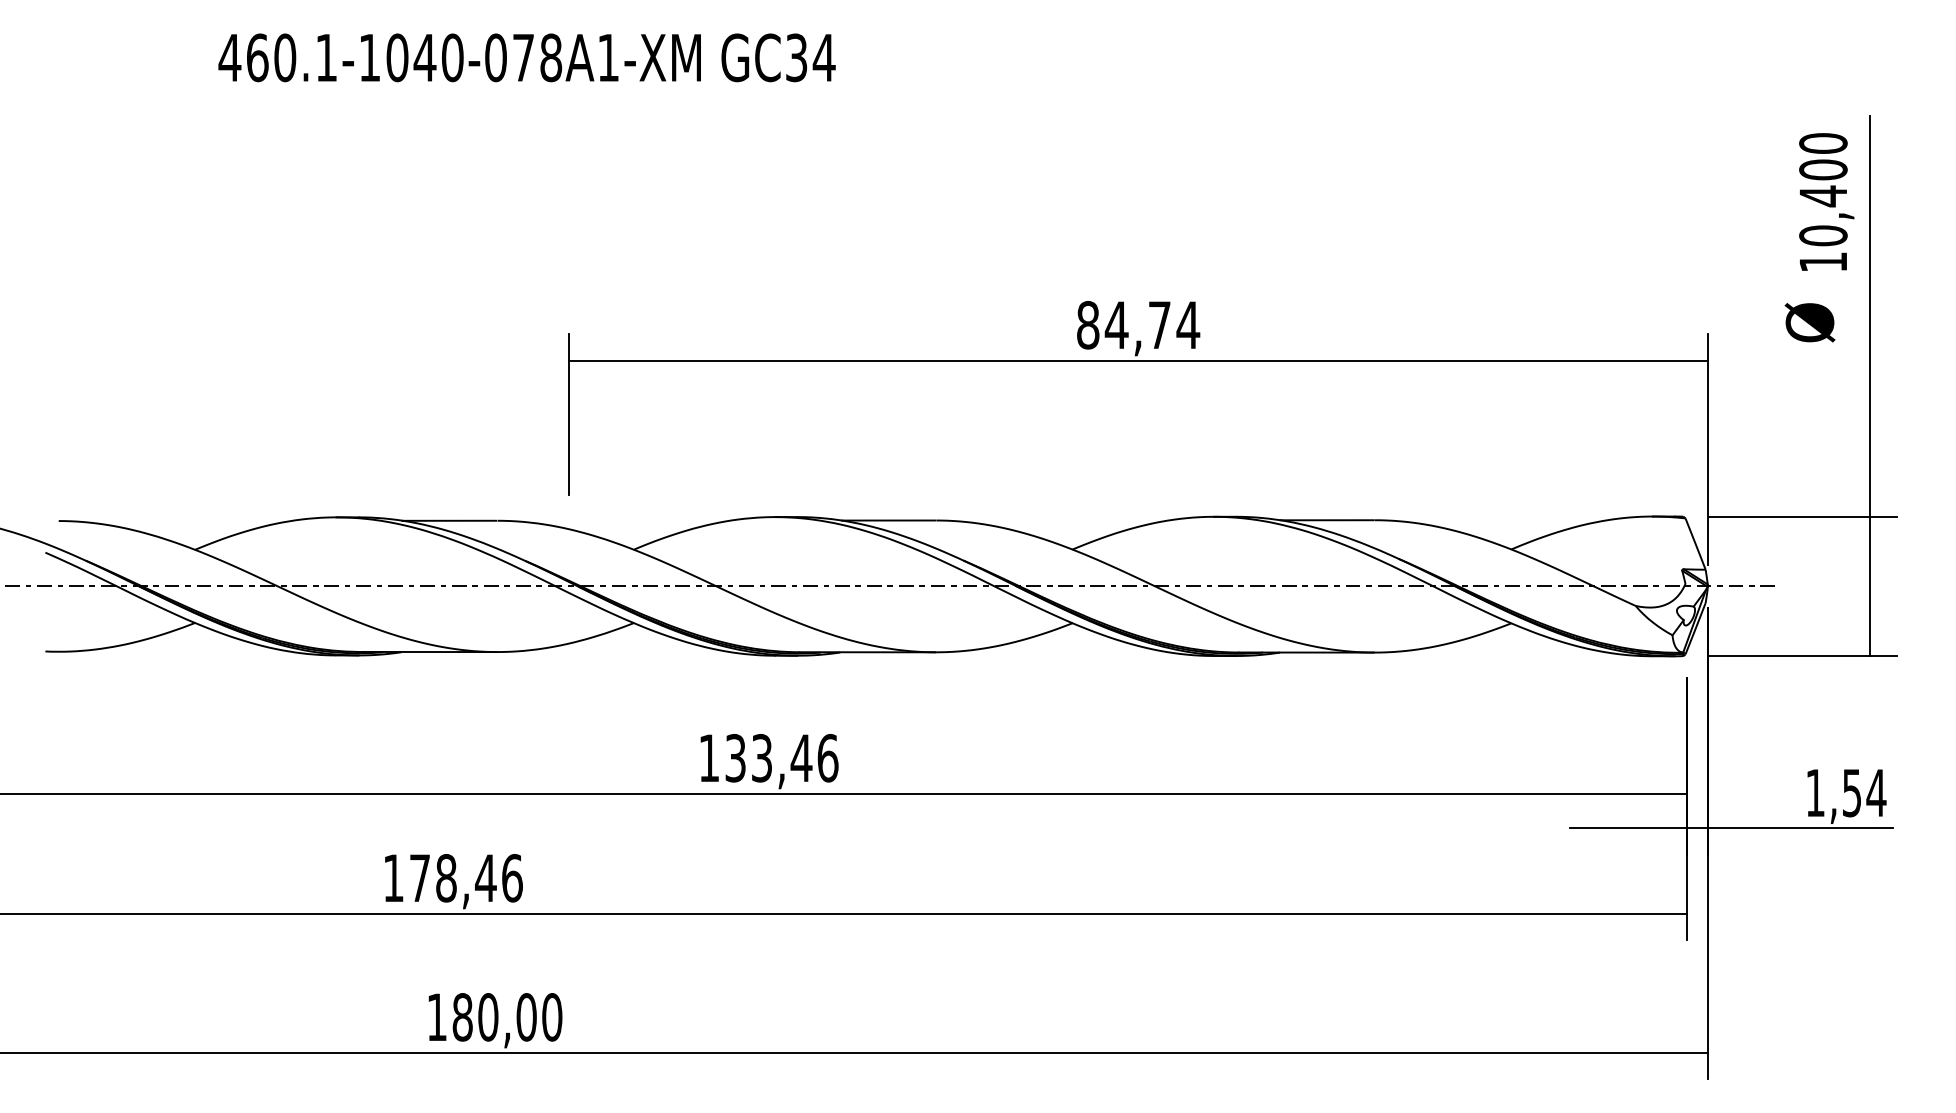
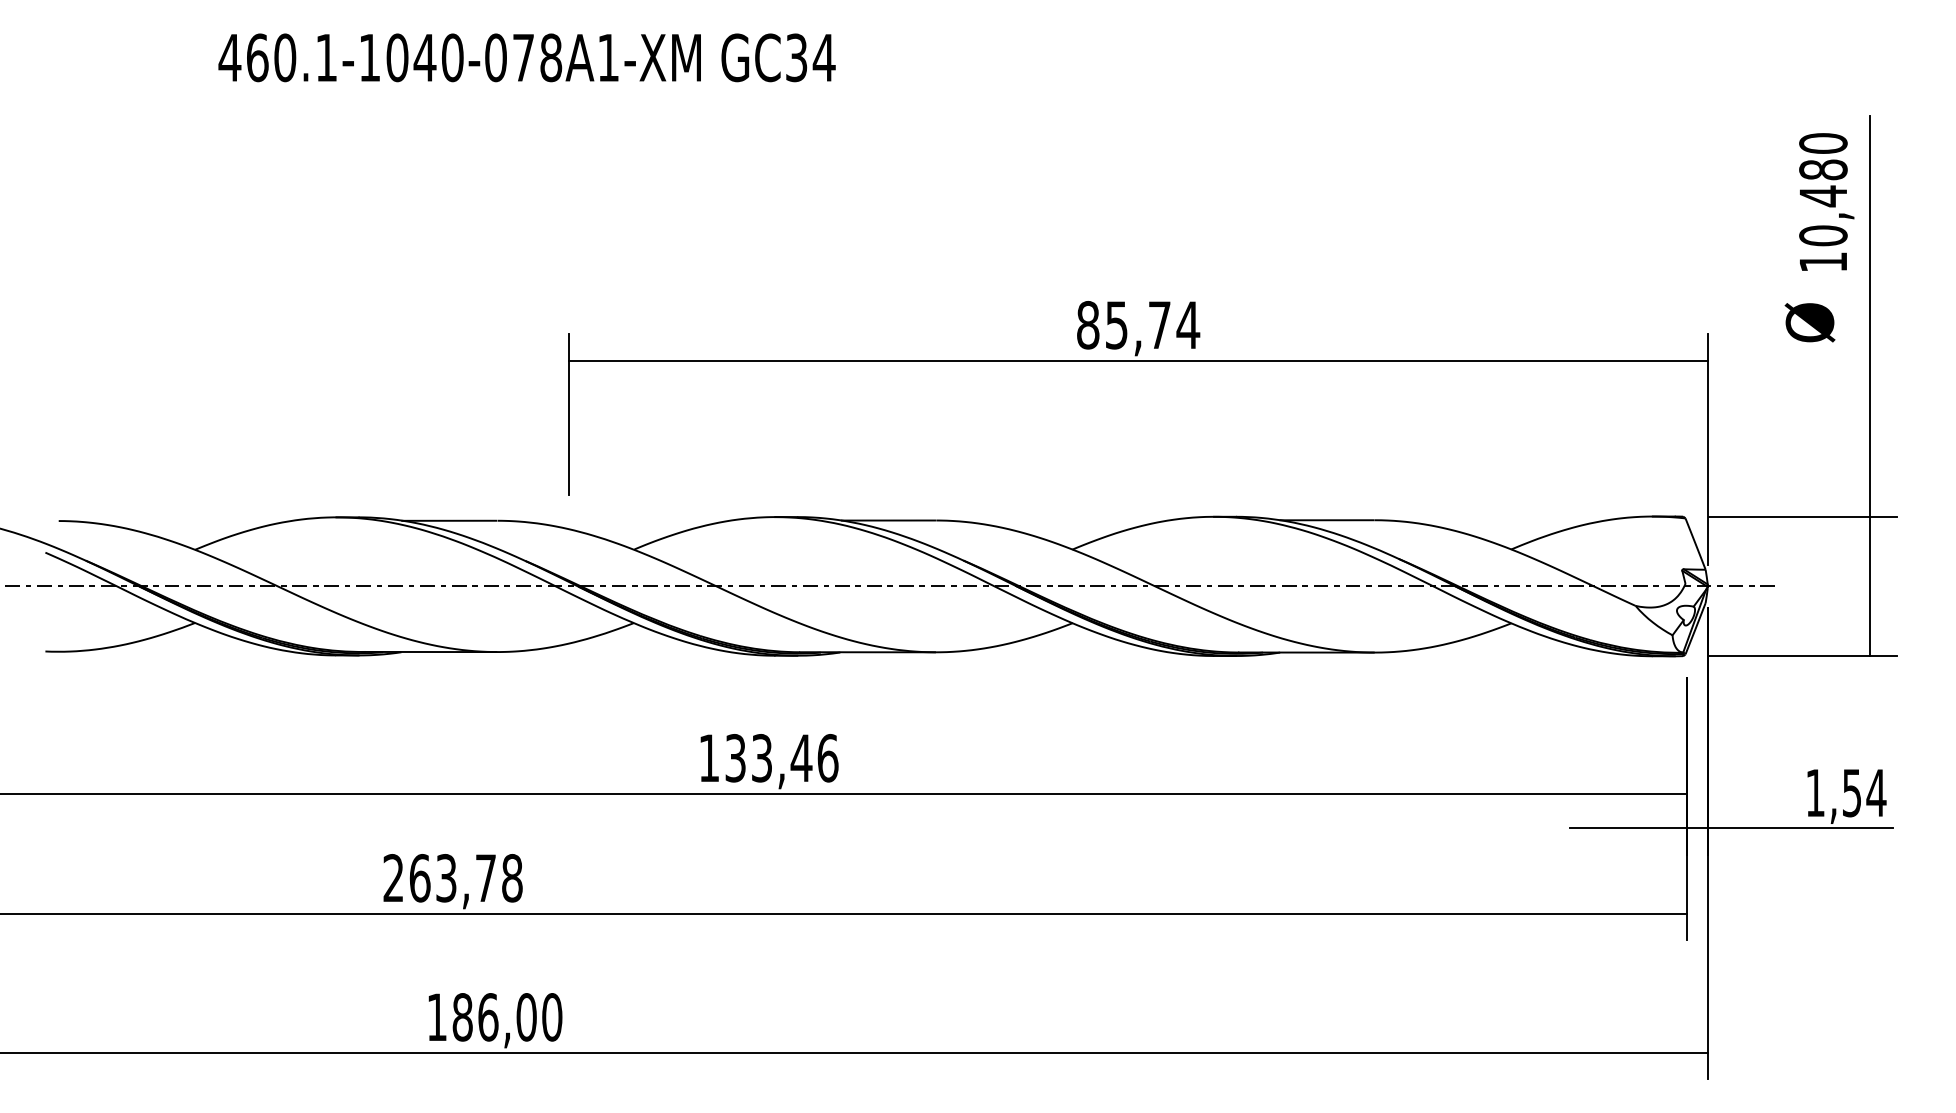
text: 10,400 -> 10,480 (1823, 169)
text: 84,74 -> 85,74 (1116, 325)
text: 178,46 -> 263,78 (452, 878)
text: 180,00 -> 186,00 (488, 1017)
